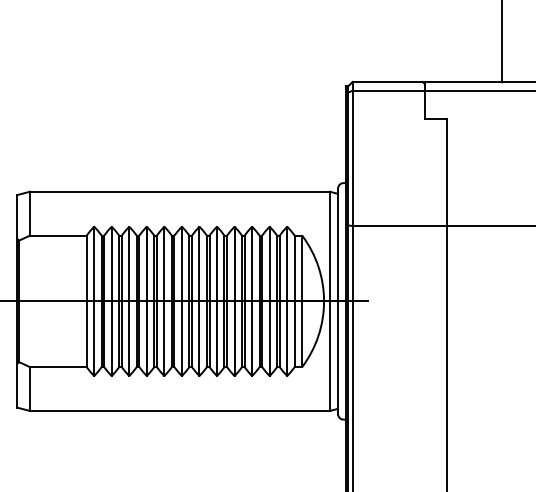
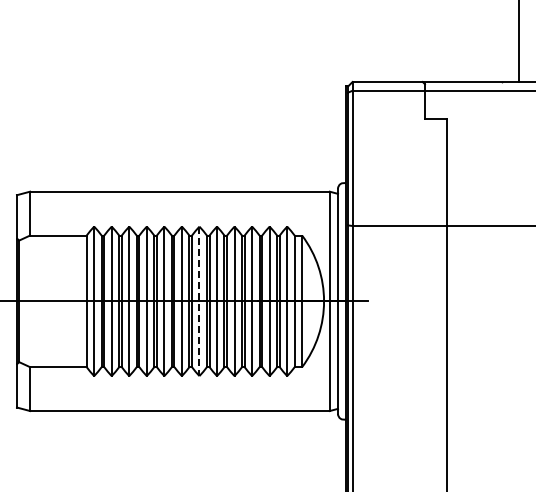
line position: (501, 42) -> (518, 42) (518, 42)
line: solid -> dashed (199, 301)
